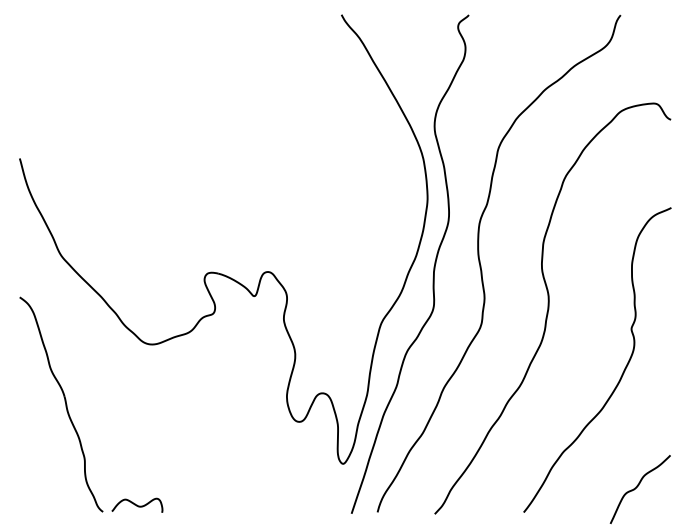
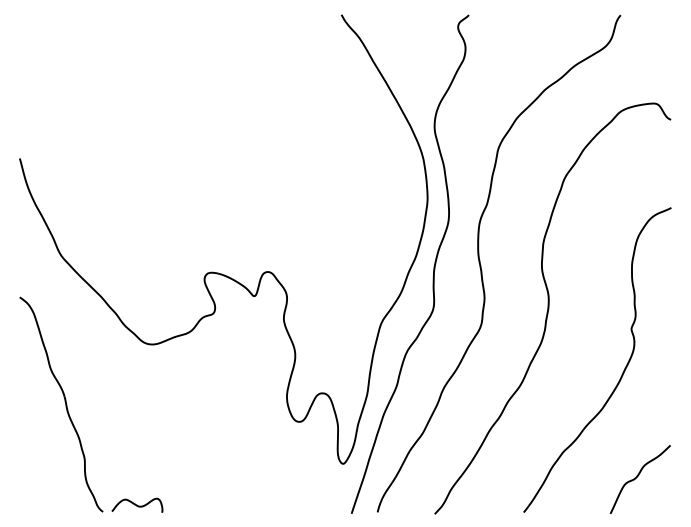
curve position: (637, 487) -> (637, 477) (637, 477)
